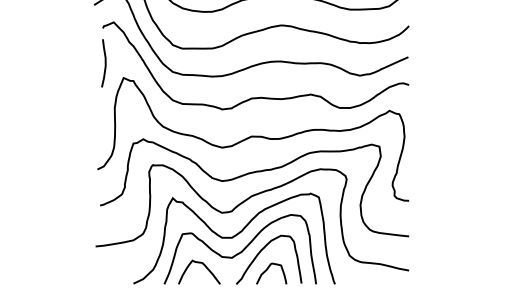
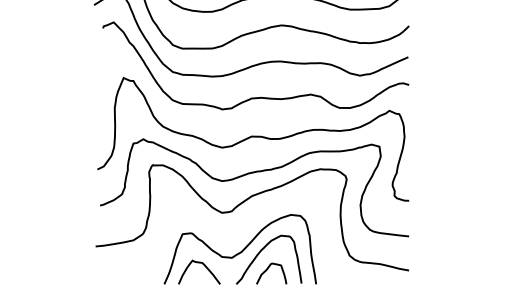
curve: present -> none (104, 63)
curve: present -> none (234, 237)
